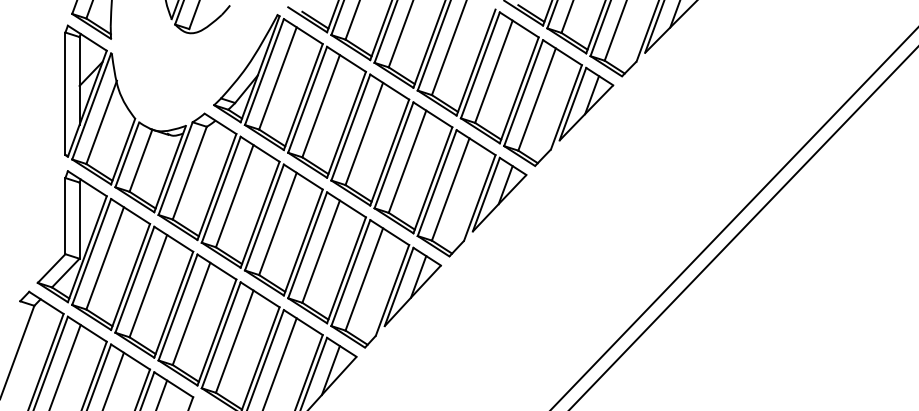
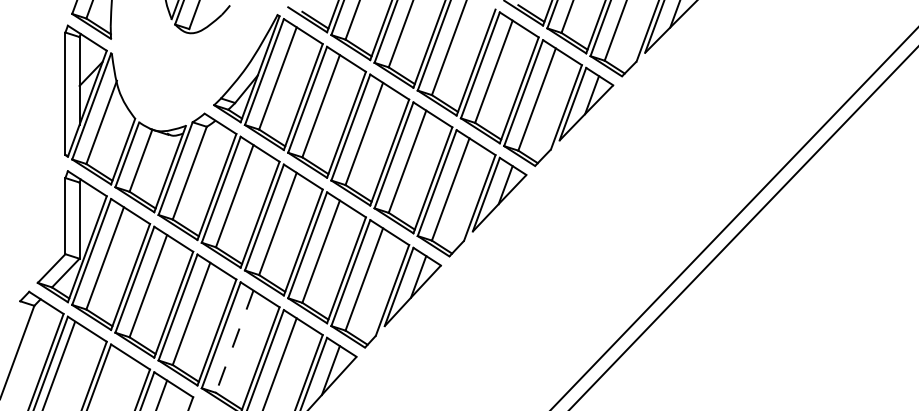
line: solid -> dashed (234, 342)
line position: (65, 365) -> (58, 364) (58, 364)
line: present -> none (113, 379)
